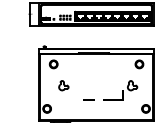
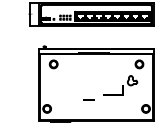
part: present -> none (63, 85)
part position: (120, 90) -> (120, 85) (120, 85)
